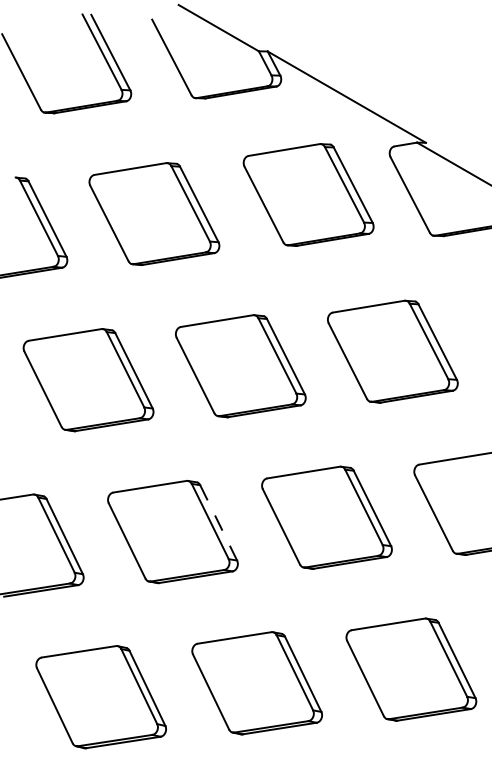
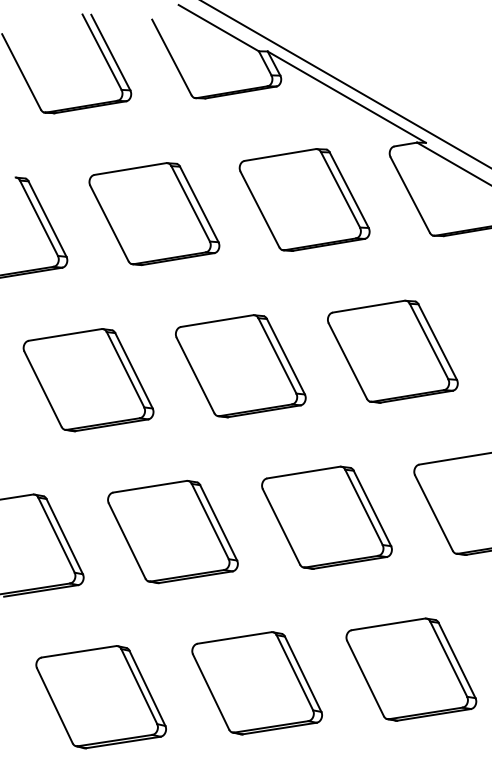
line: none -> present (346, 84)
part position: (308, 194) -> (304, 199) (304, 199)
line: dashed -> solid (218, 522)
